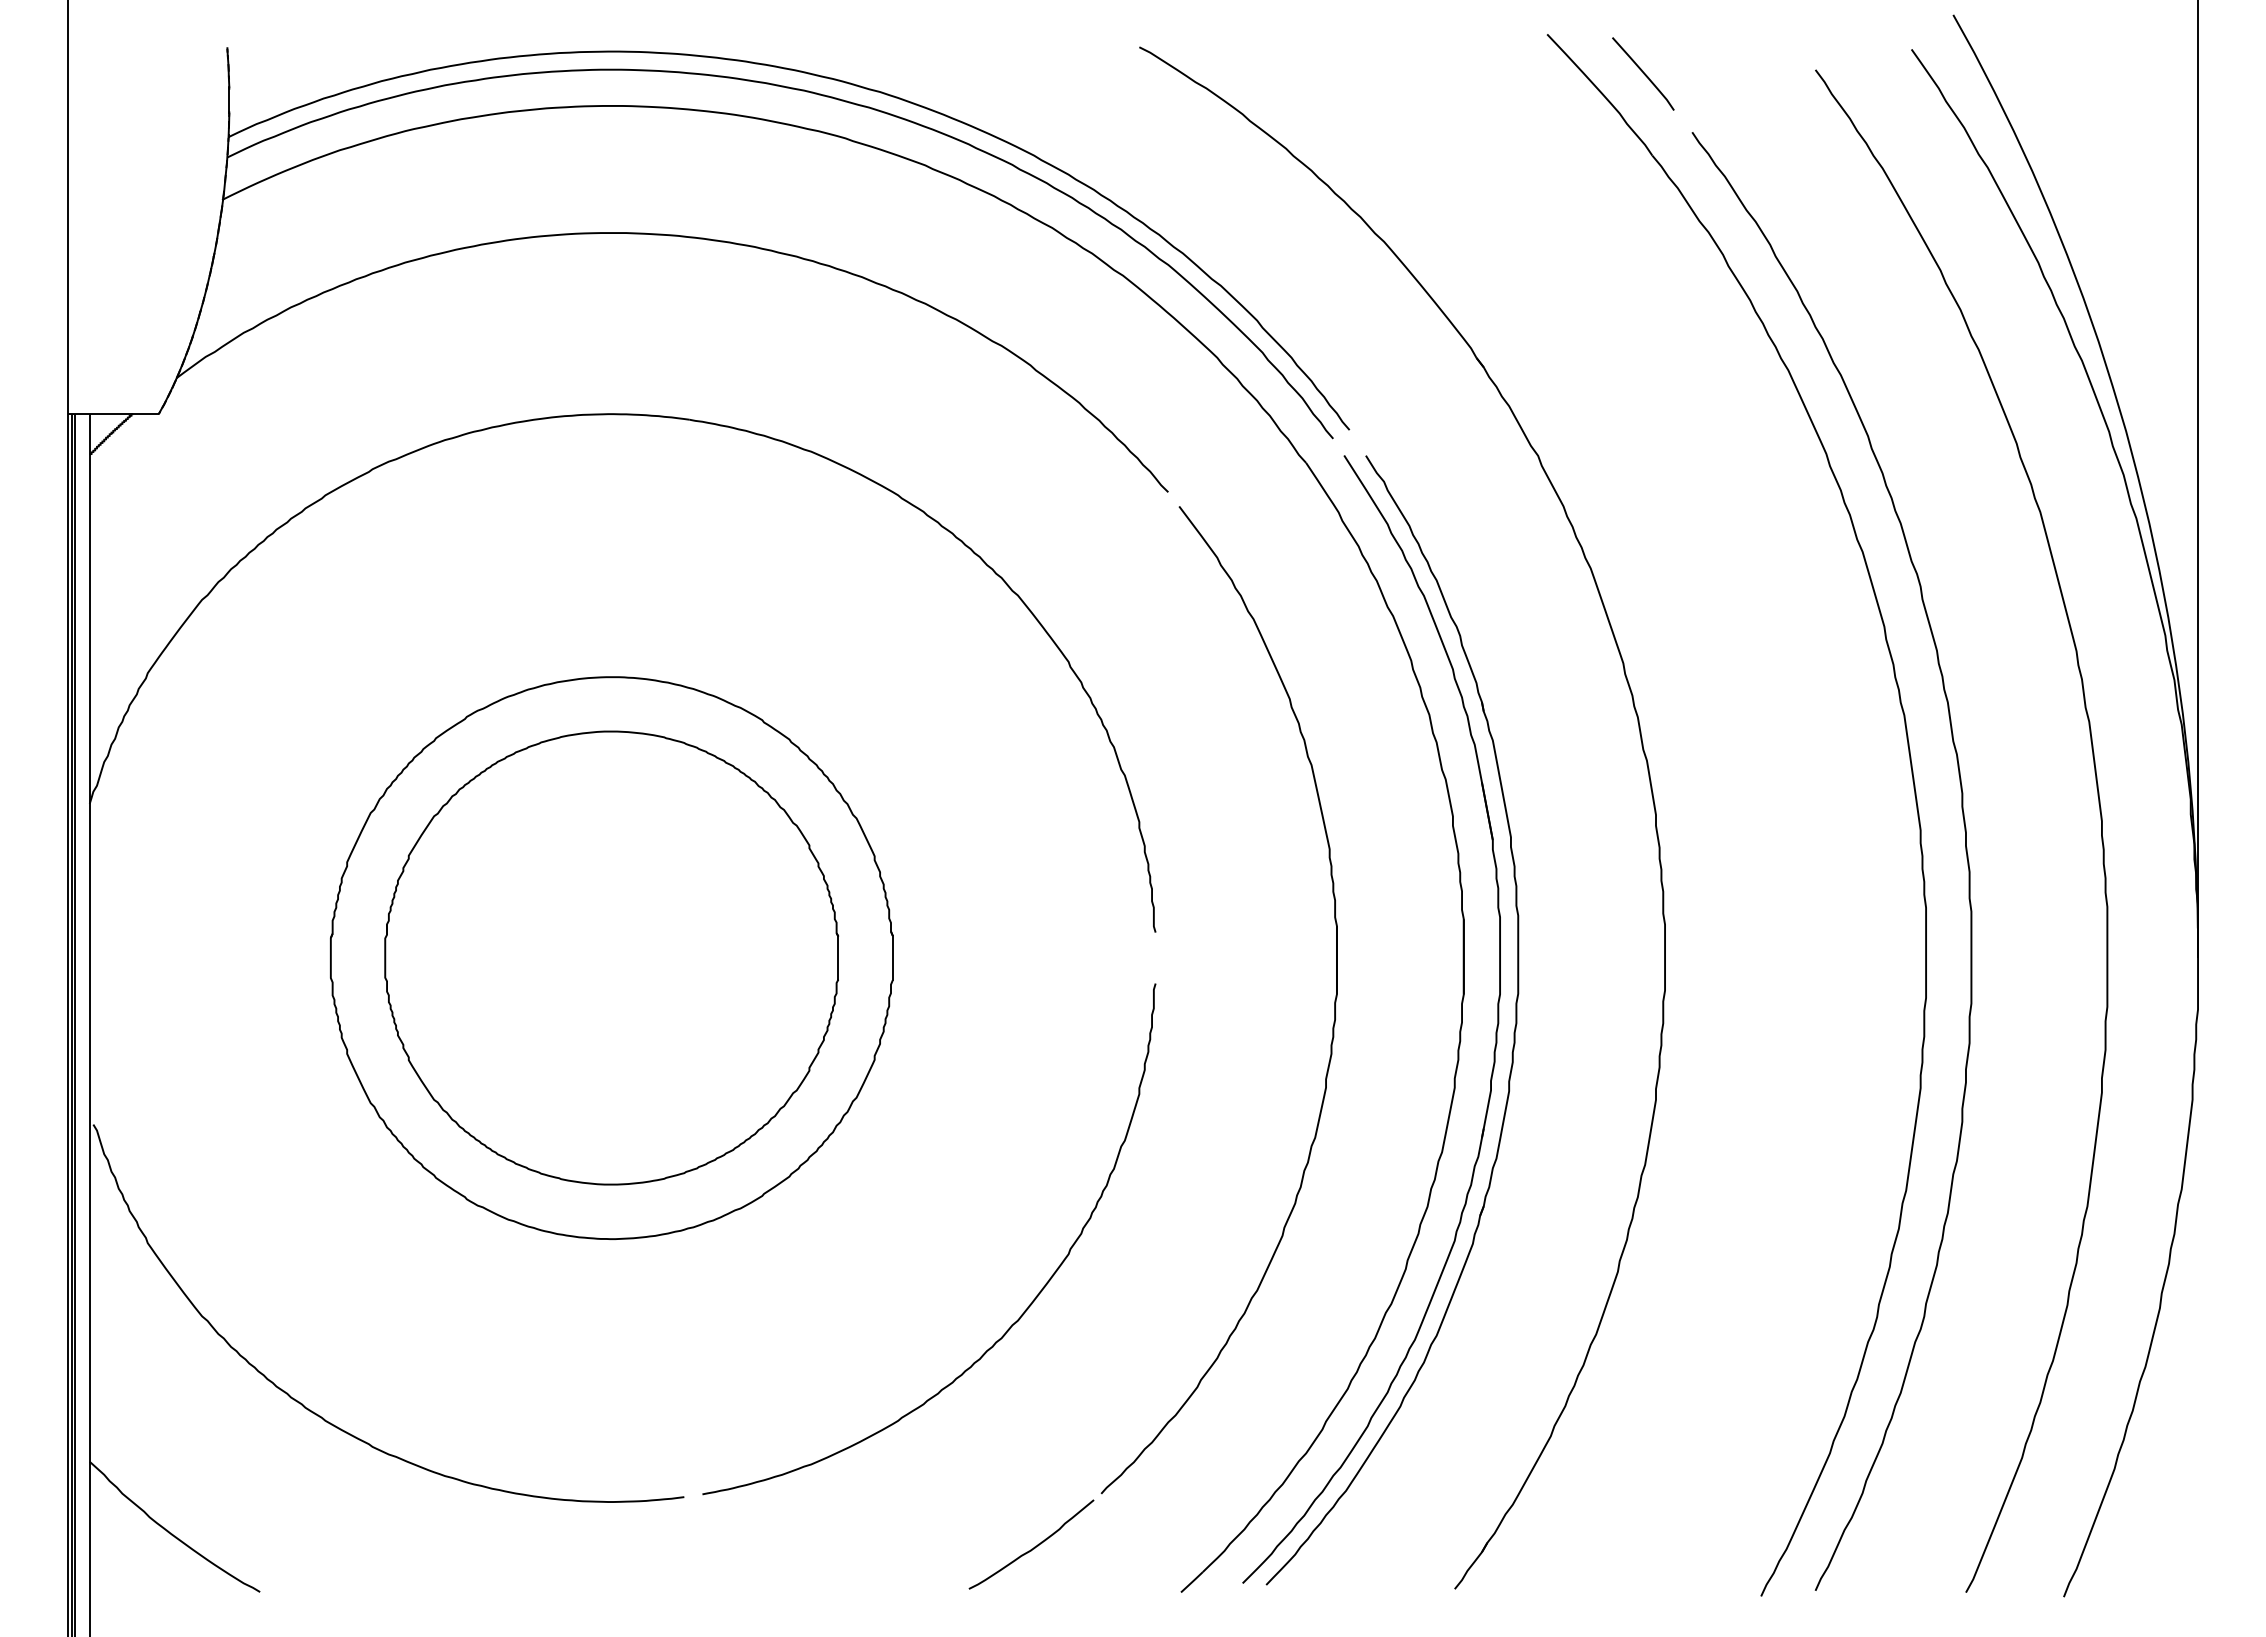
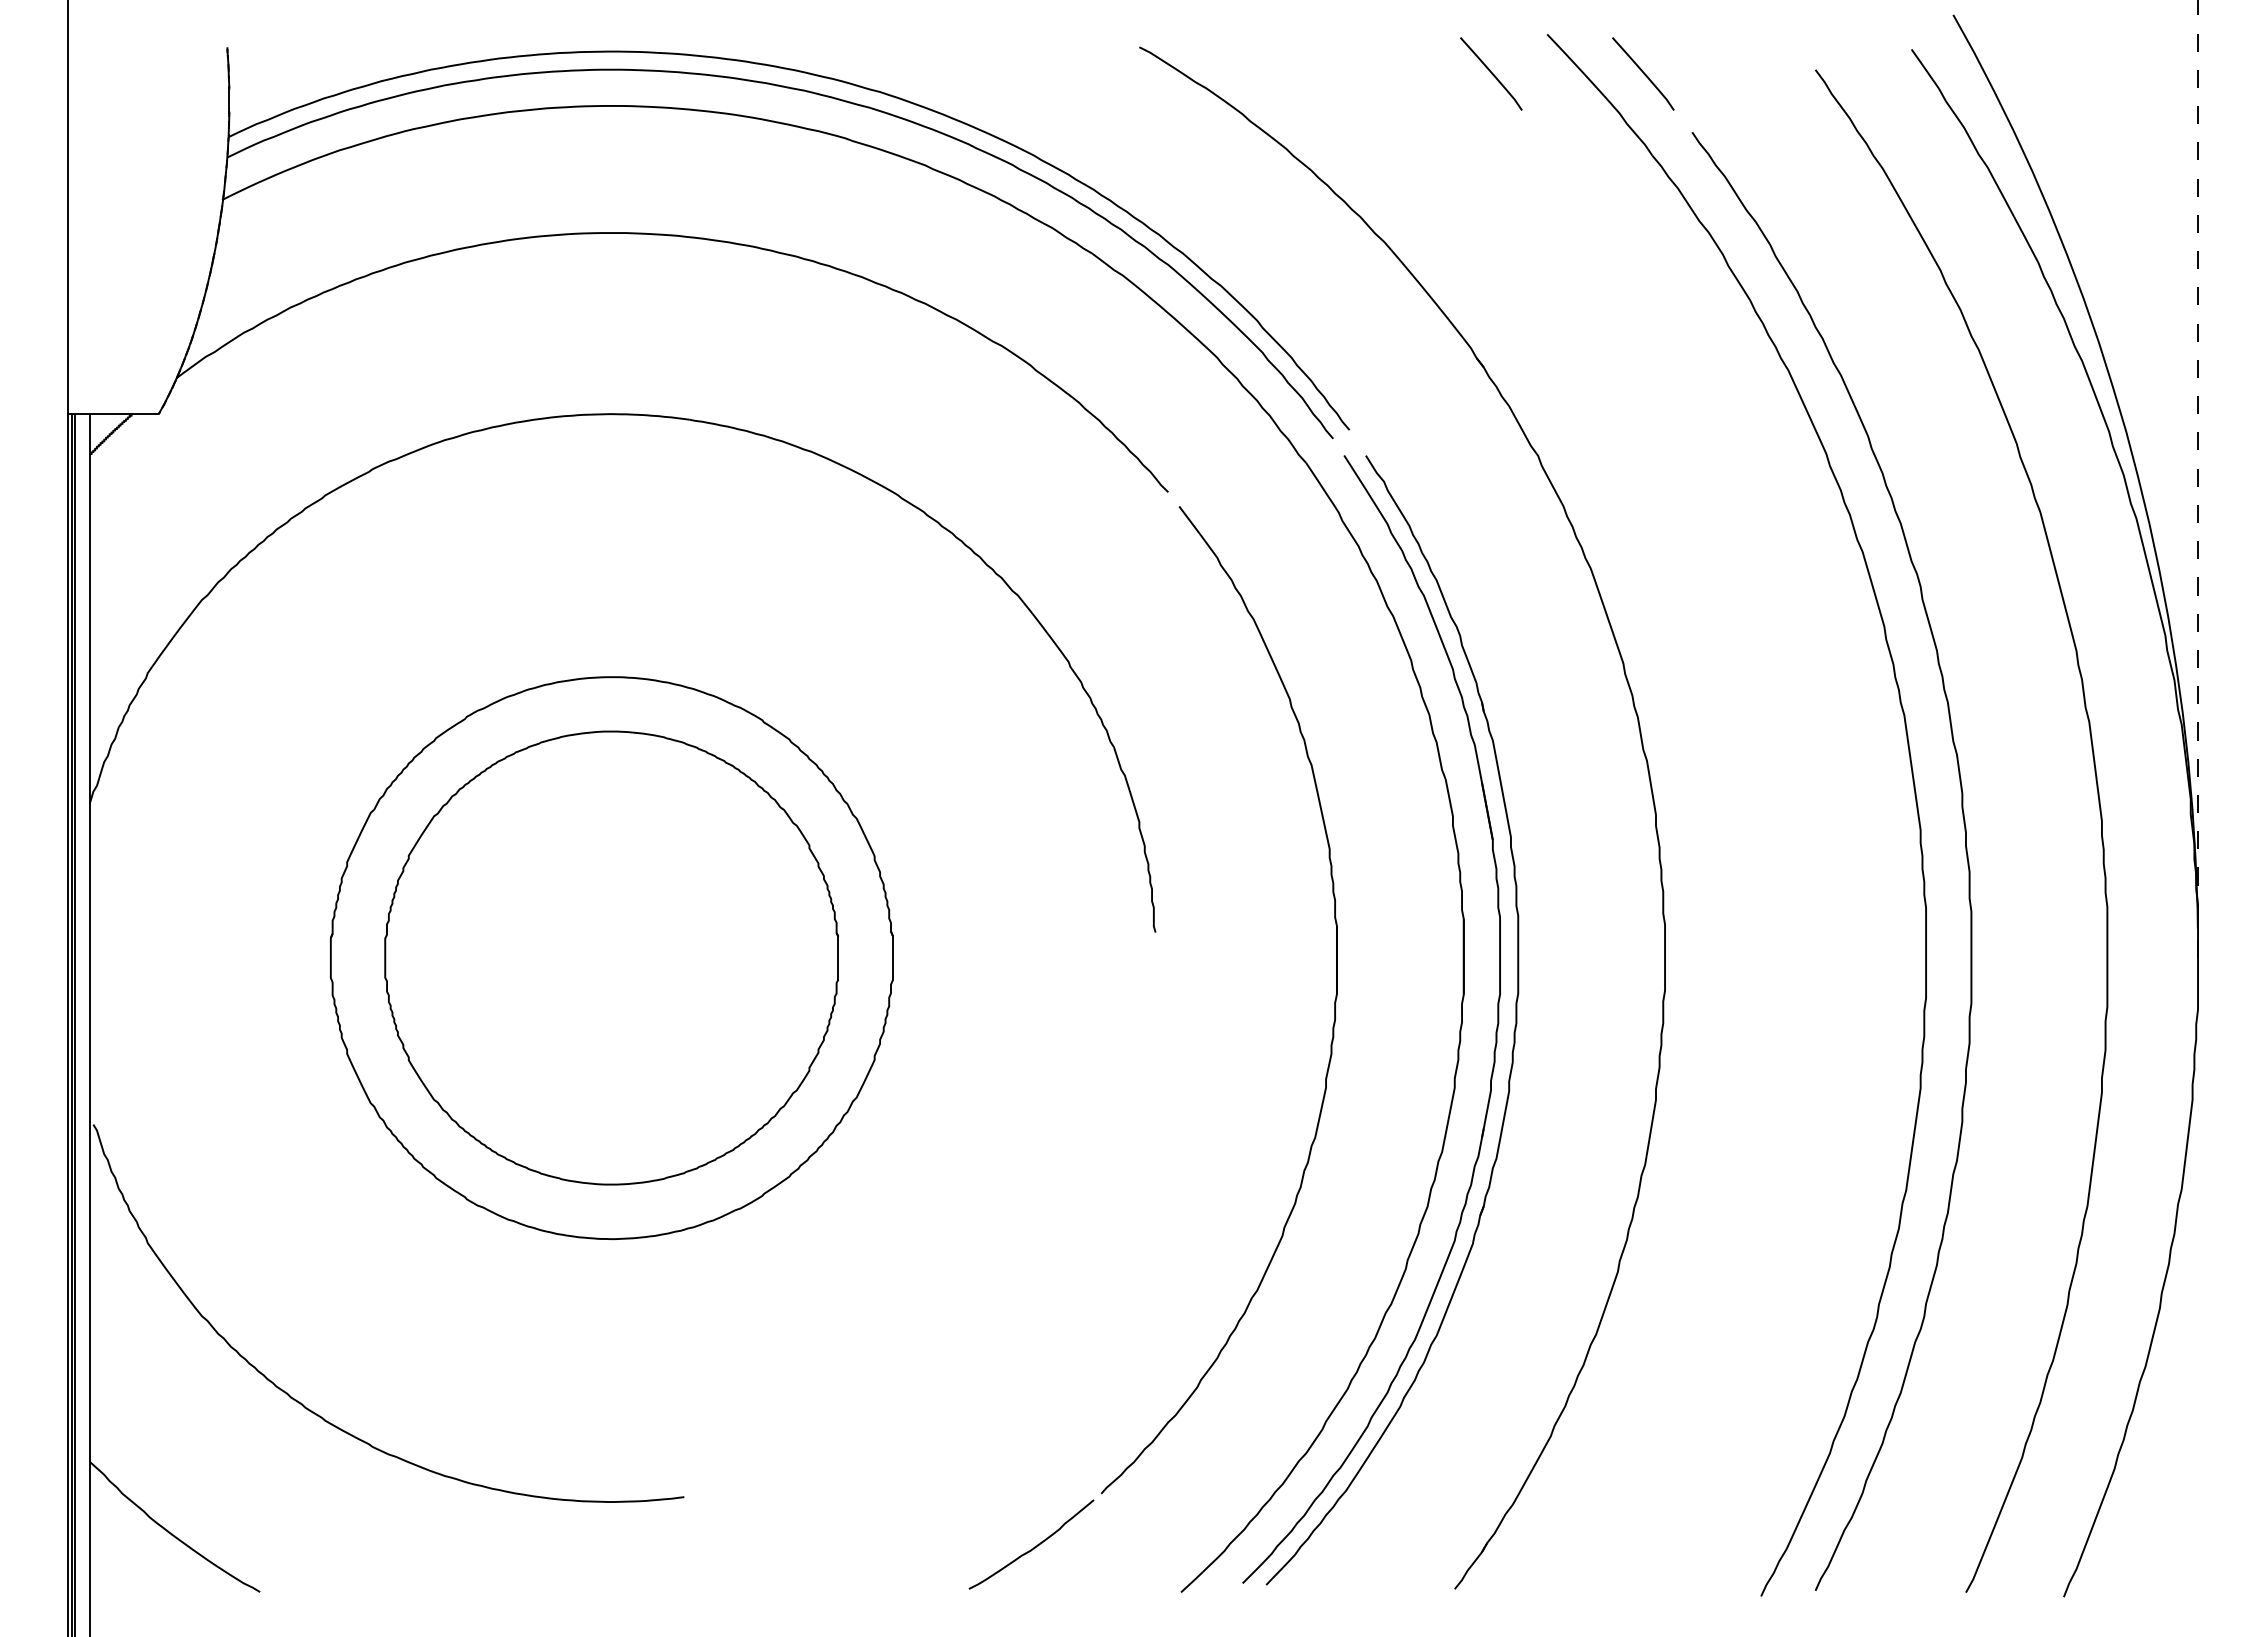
curve: none -> present (1491, 73)
line: solid -> dashed (2198, 479)
curve: present -> none (1011, 1324)
